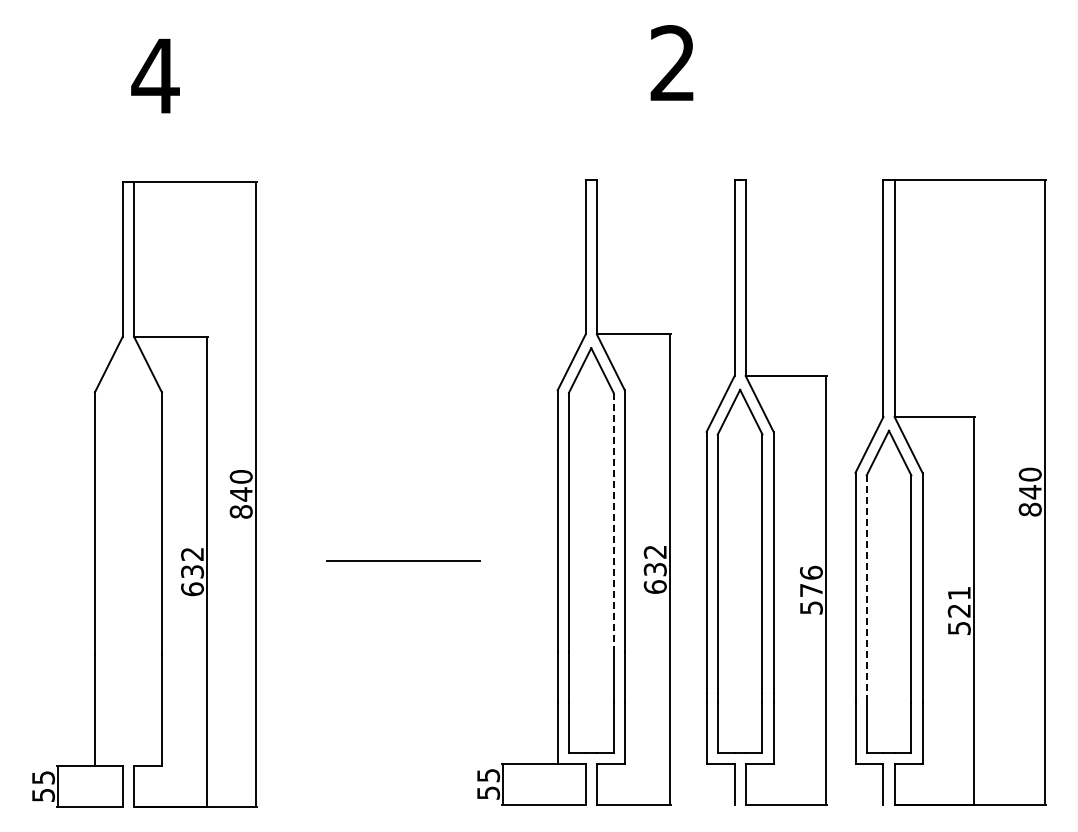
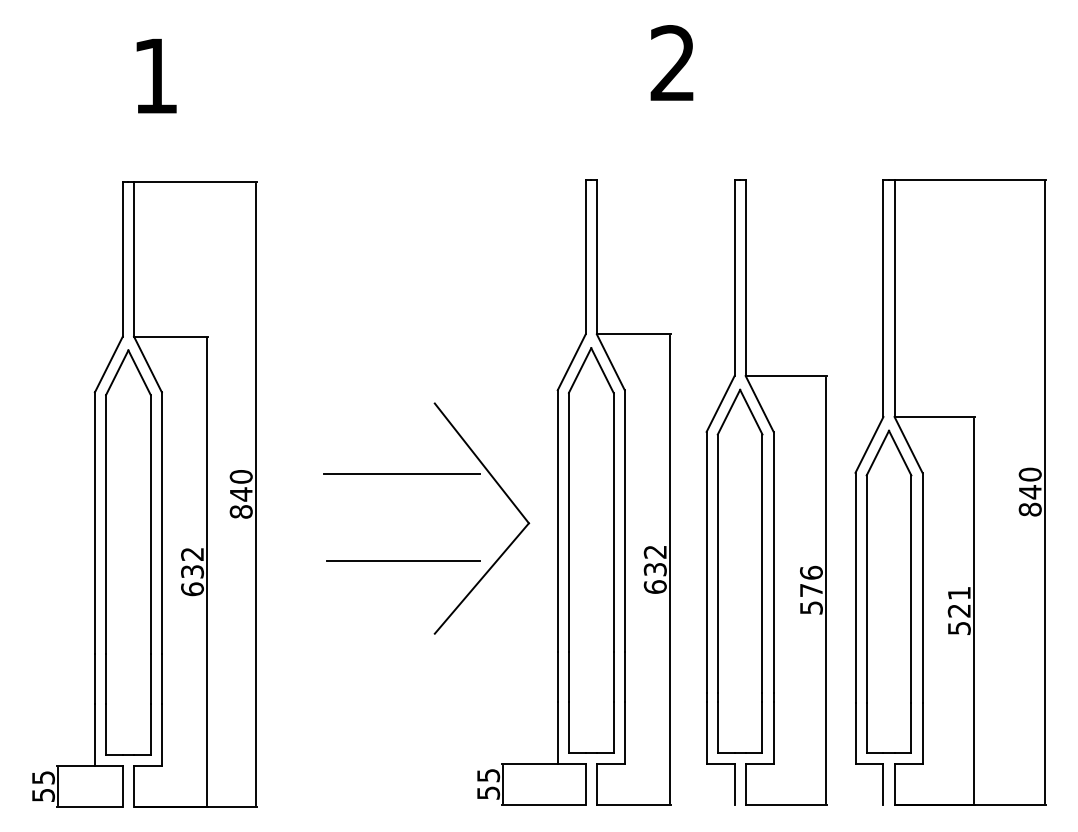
text: 4 -> 1 (155, 75)
part: none -> present (426, 474)
line: dashed -> solid (613, 522)
part: none -> present (128, 552)
line: dashed -> solid (866, 589)
